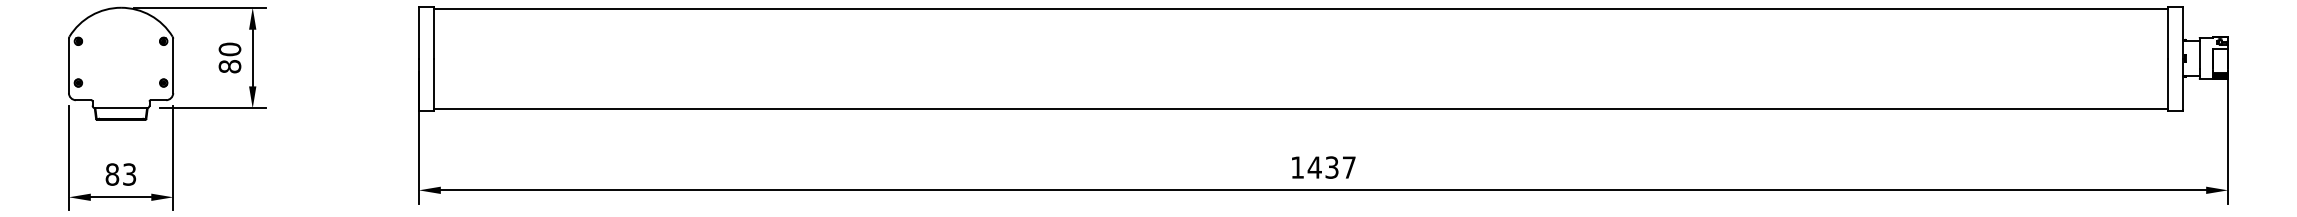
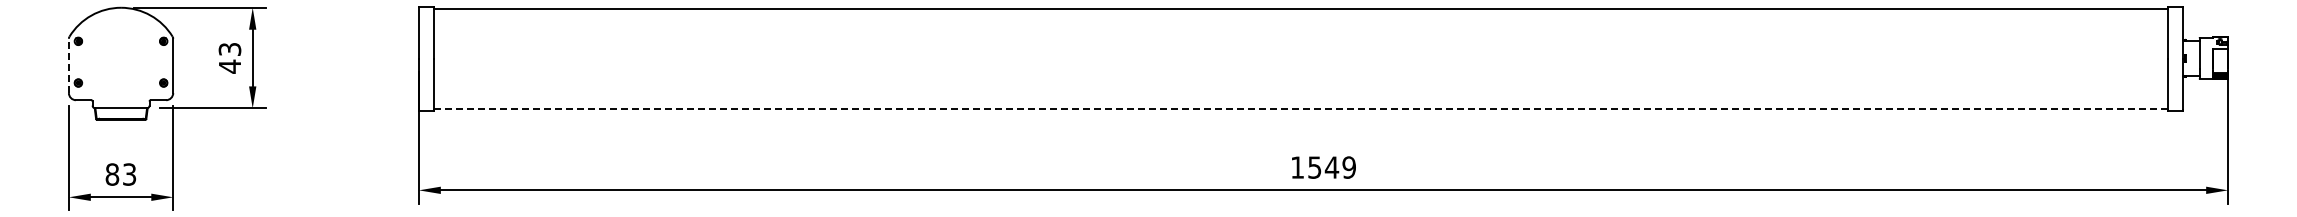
text: 80 -> 43 (229, 57)
line: solid -> dashed (68, 65)
line: solid -> dashed (1300, 108)
text: 1437 -> 1549 (1331, 167)
